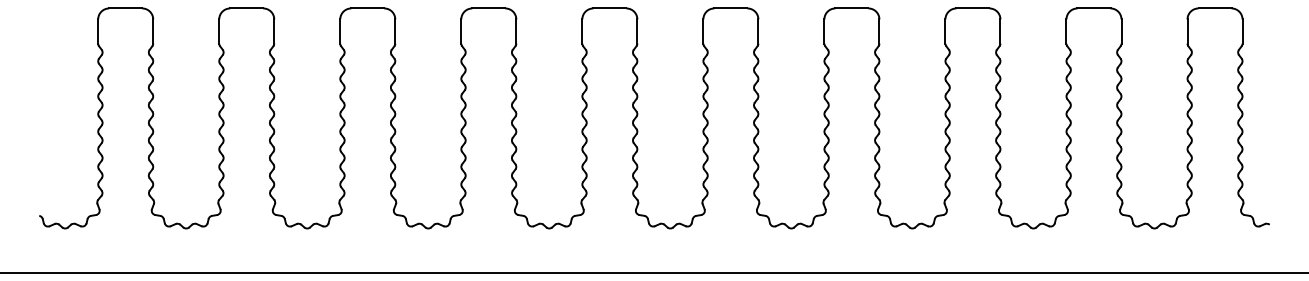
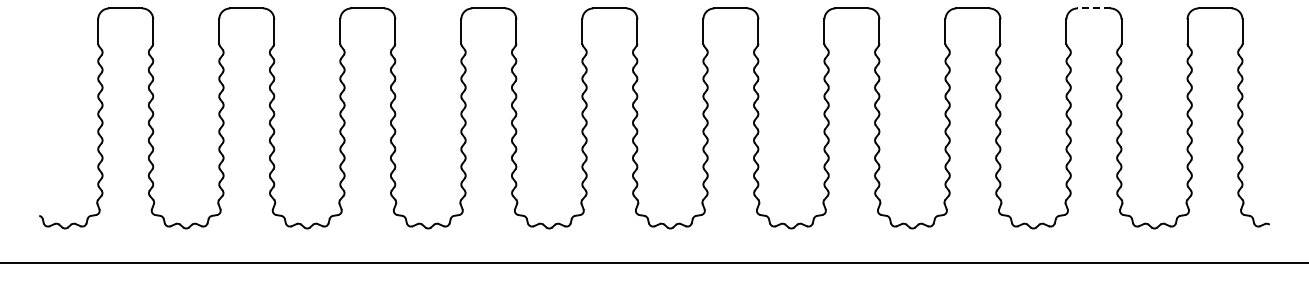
line: solid -> dashed (1093, 8)
line position: (653, 272) -> (653, 262) (653, 262)
